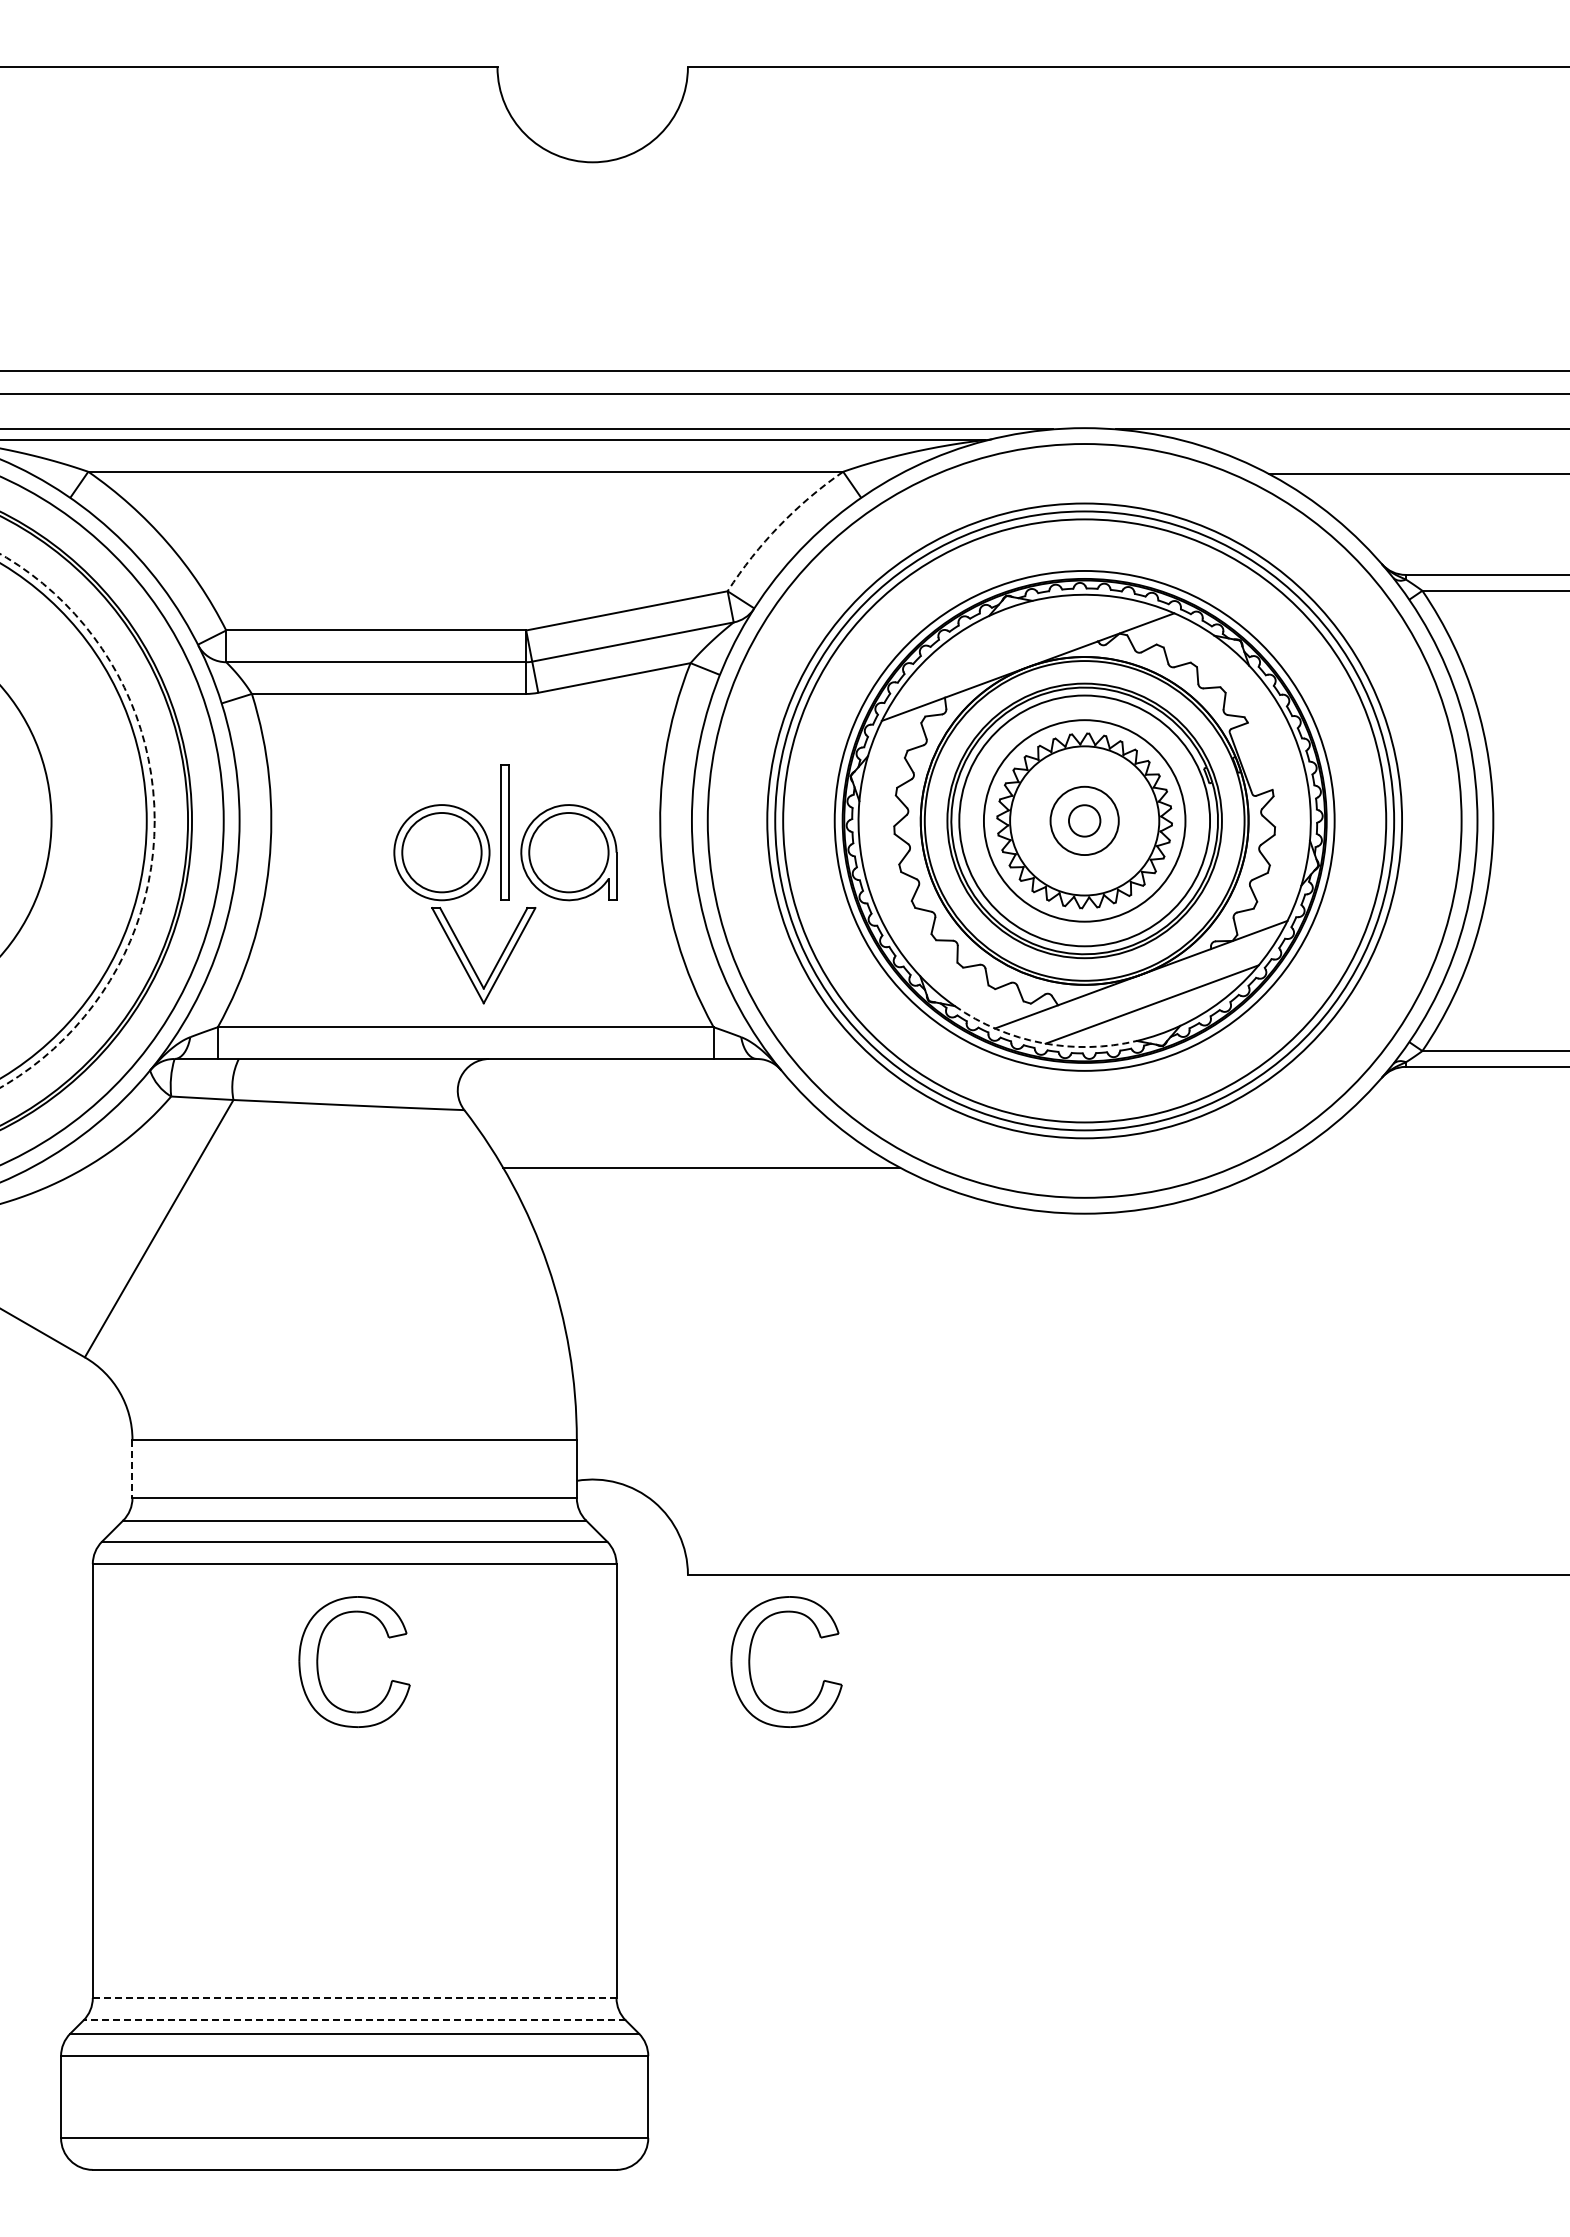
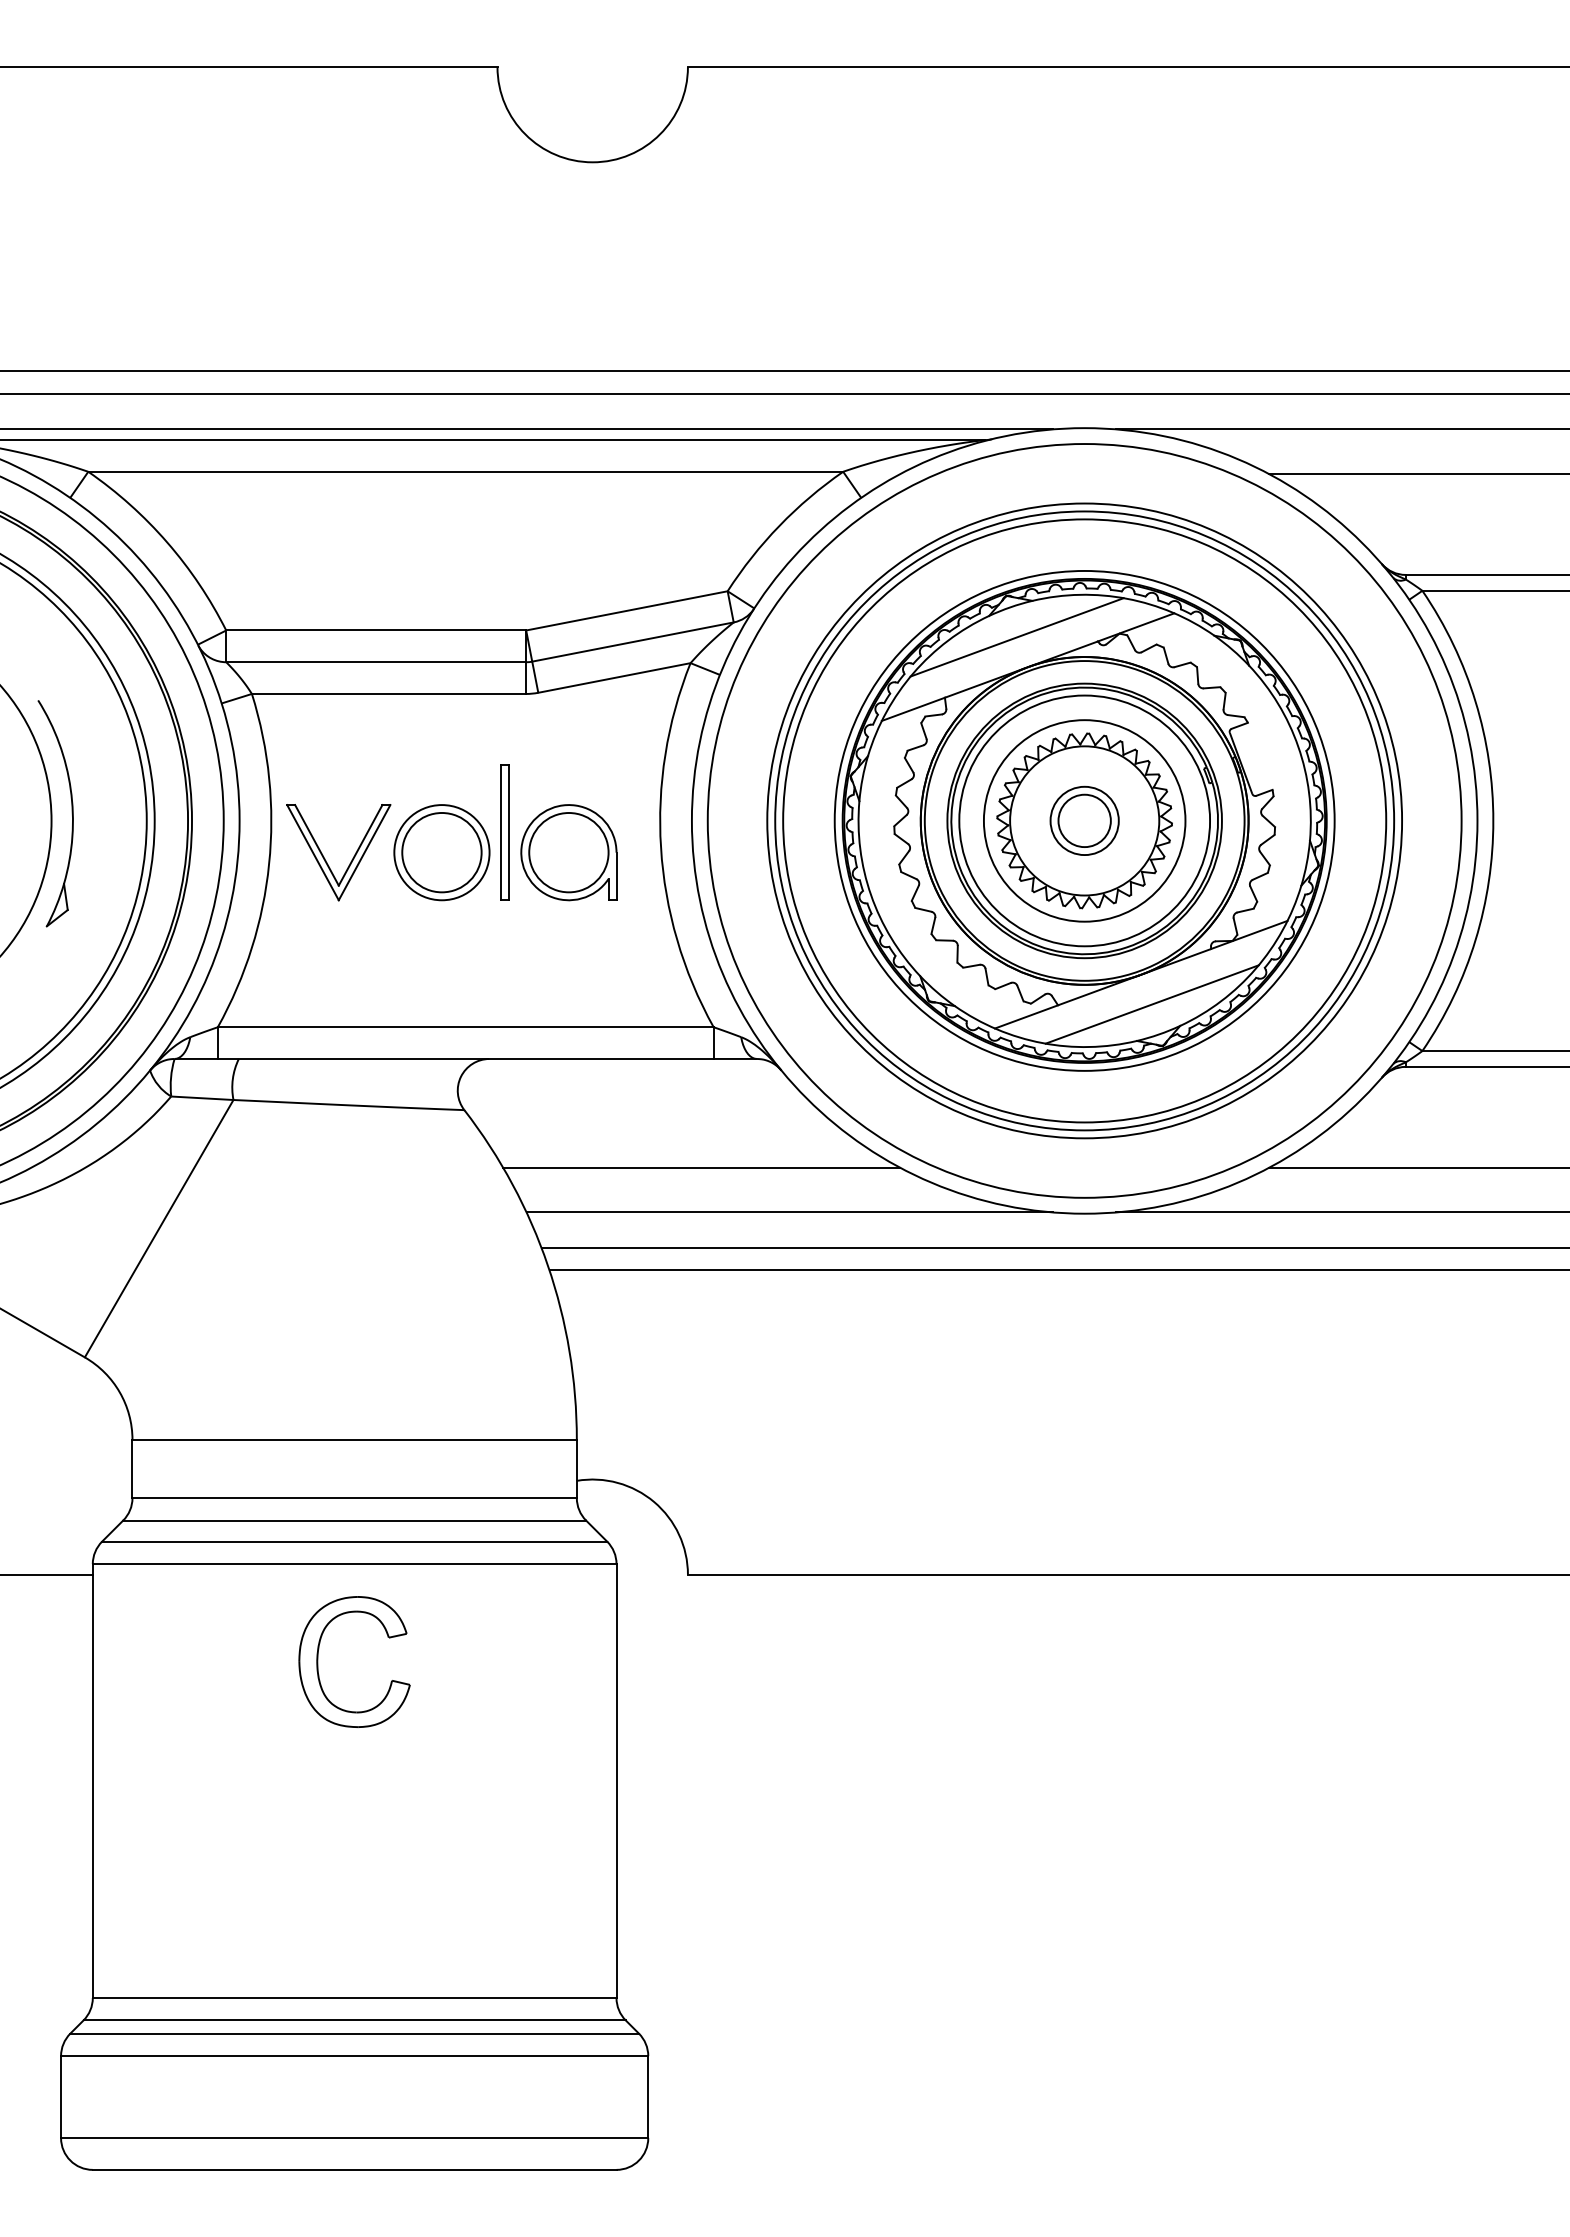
arc: dashed -> solid (779, 525)
line: none -> present (1016, 637)
part: none -> present (71, 813)
circle: dashed -> solid (77, 820)
circle diameter: 31 px -> 52 px (1084, 820)
part position: (470, 961) -> (325, 858) (325, 858)
arc: dashed -> solid (1042, 1043)
line: none -> present (1417, 1167)
line: none -> present (789, 1212)
line: none -> present (1340, 1212)
line: none -> present (1053, 1248)
line: none -> present (1057, 1270)
line: dashed -> solid (132, 1469)
line: none -> present (47, 1574)
part: present -> none (750, 1661)
line: dashed -> solid (354, 1998)
line: dashed -> solid (354, 2020)
